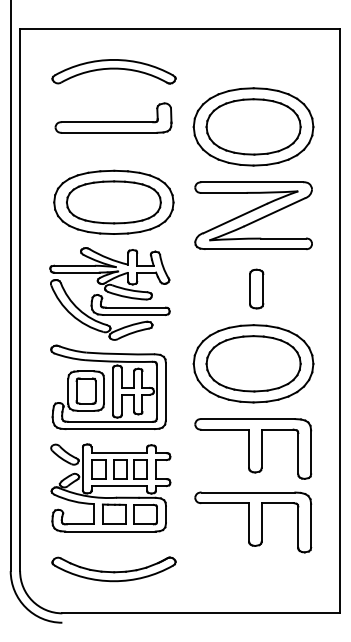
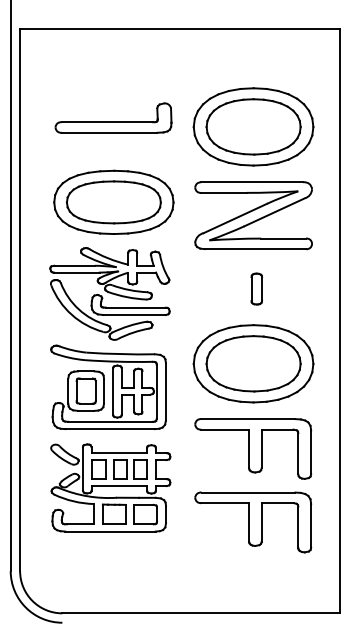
part: present -> none (113, 71)
part size: 16x42 px -> 13x34 px (256, 288)
part: present -> none (113, 569)
